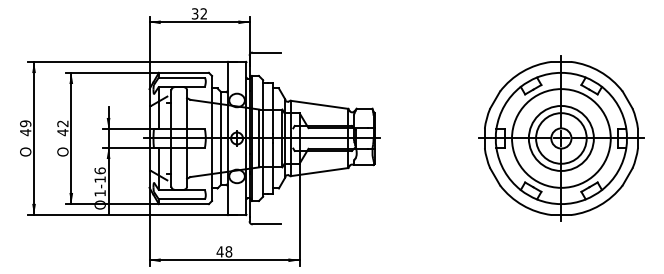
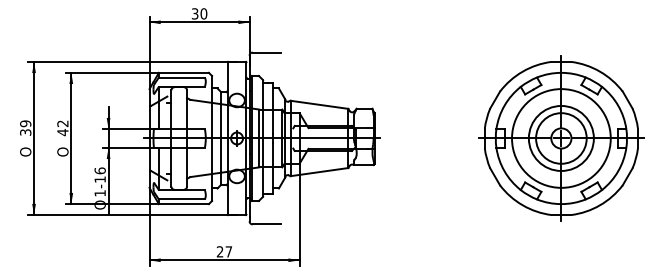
text: 32 -> 30 (203, 13)
text: 49 -> 39 (25, 132)
text: 48 -> 27 (224, 251)
